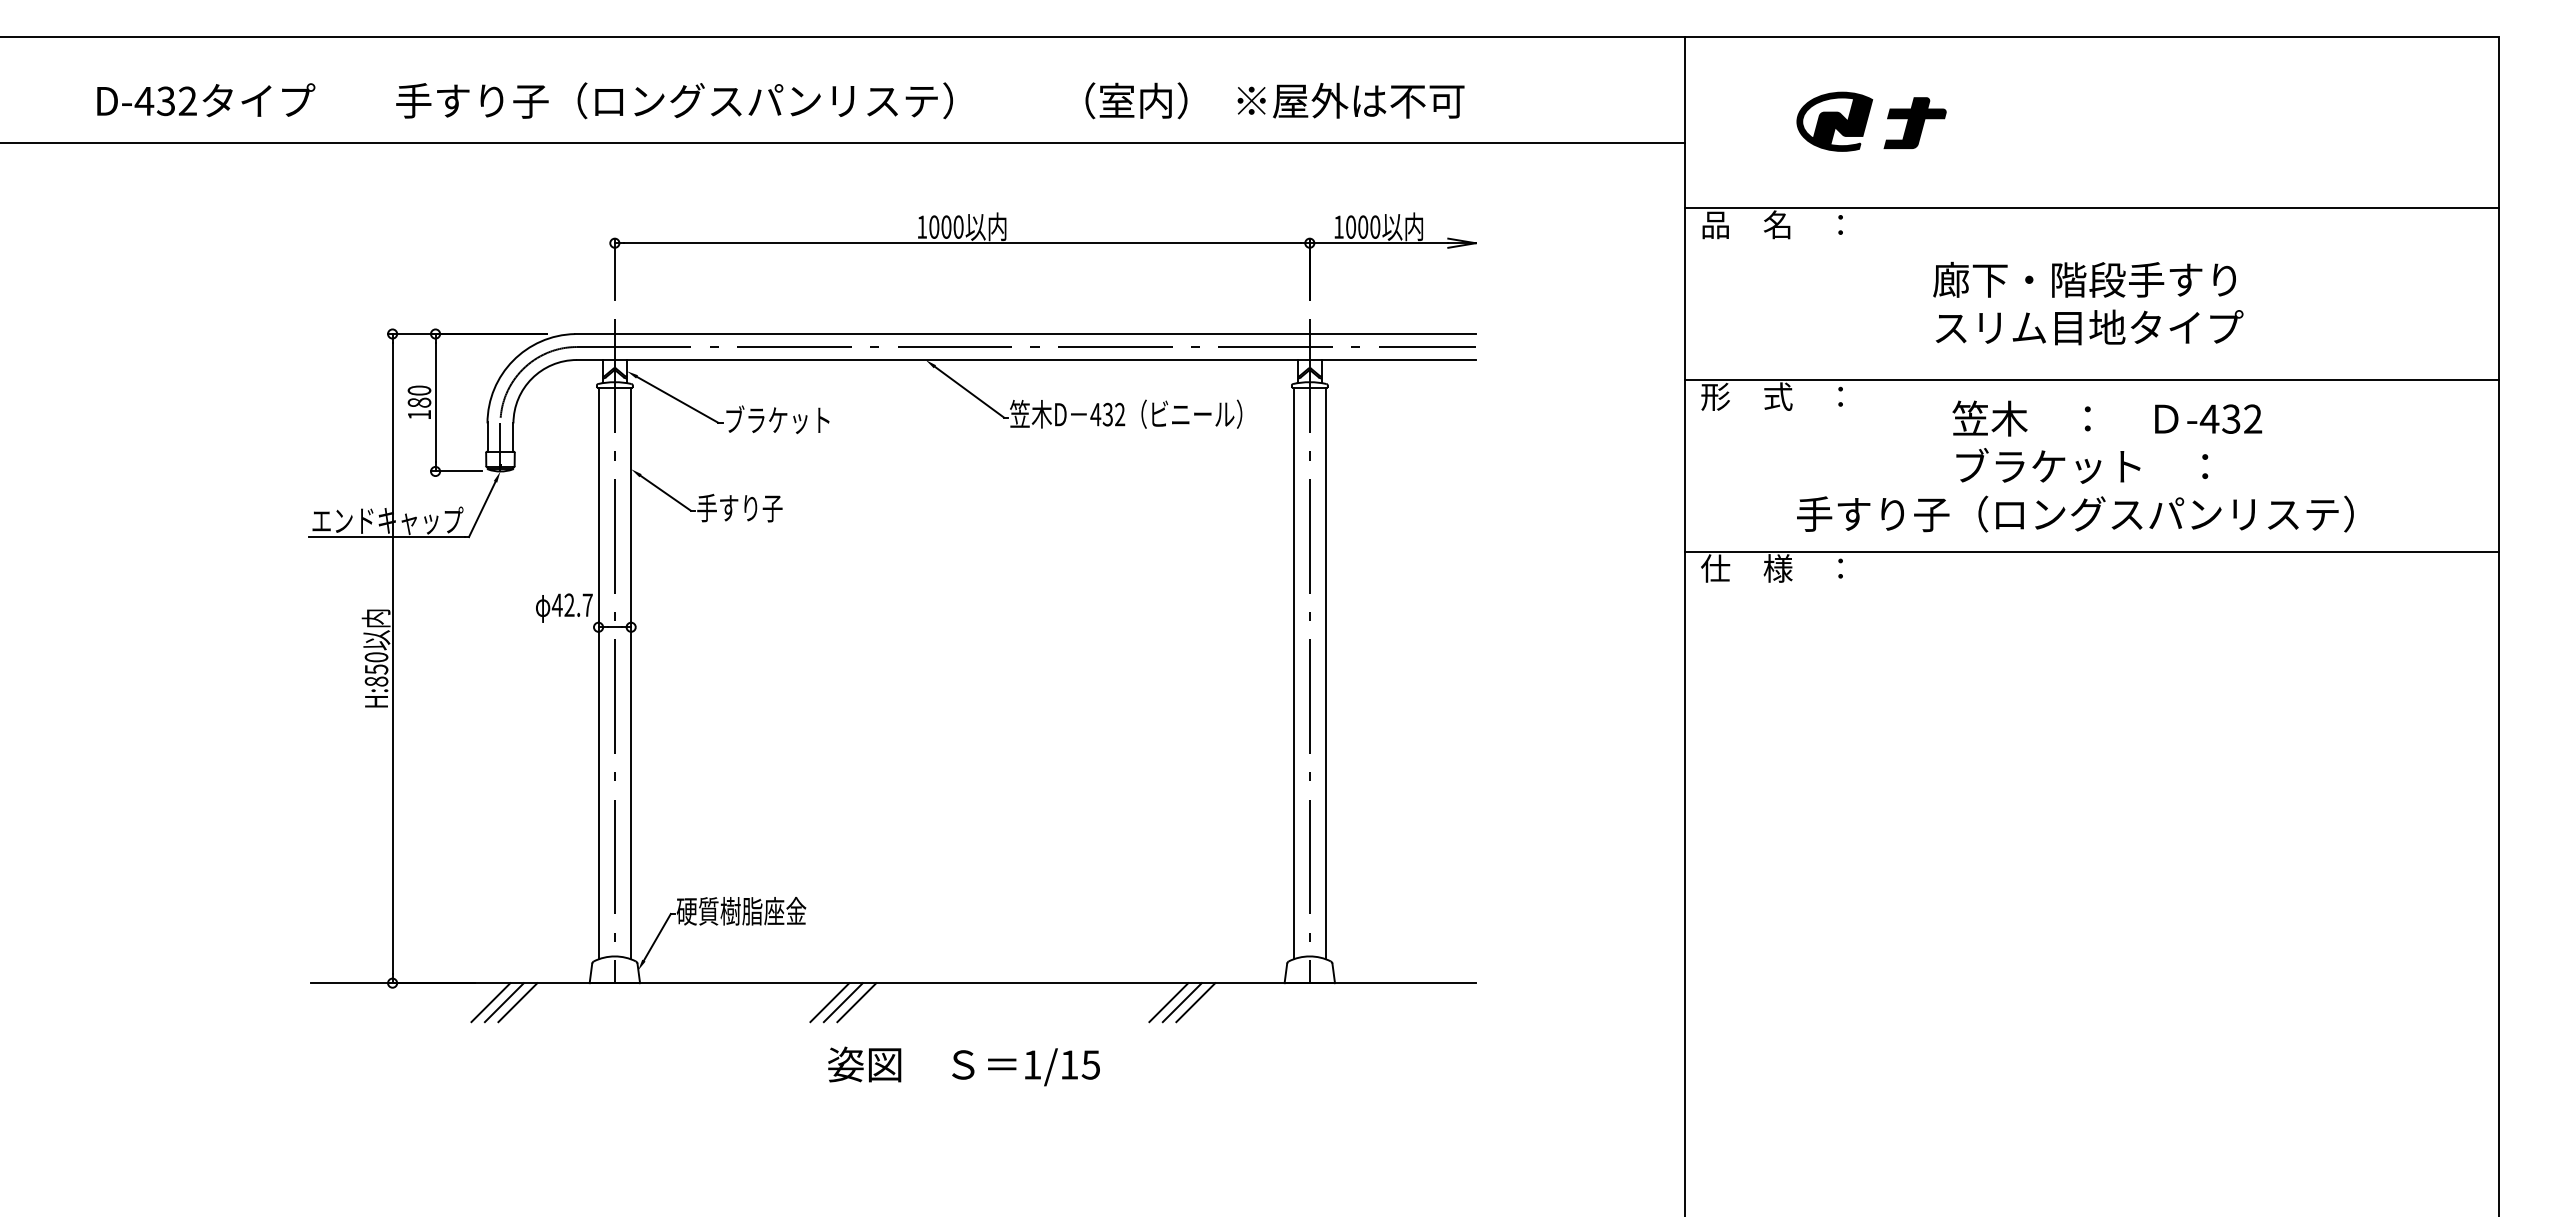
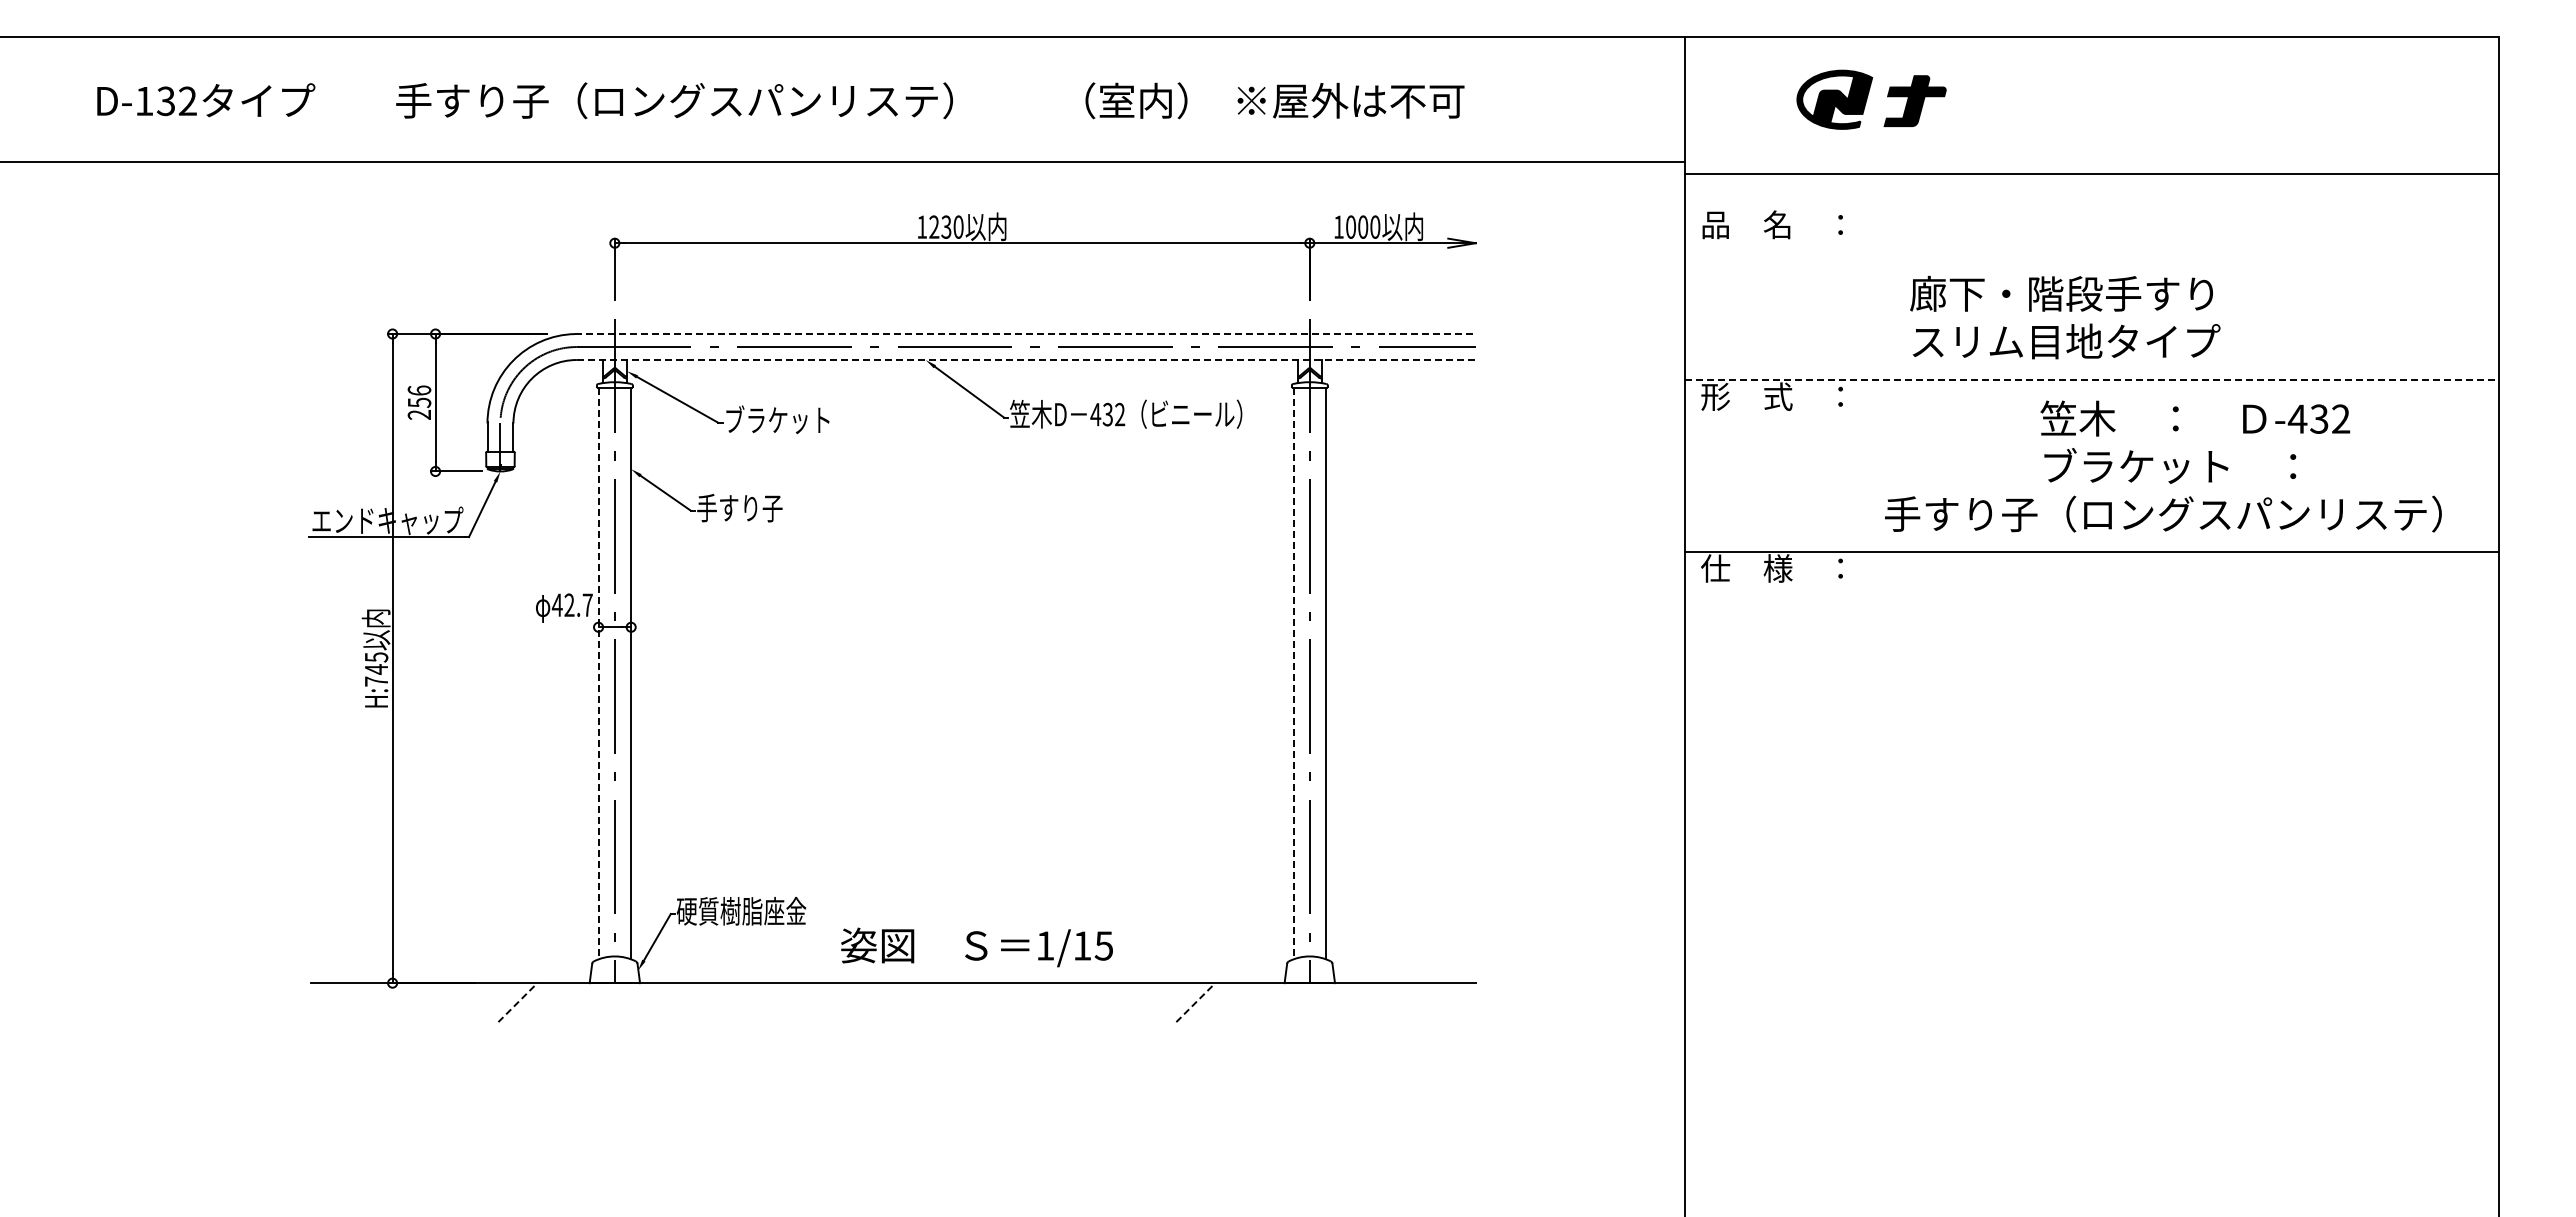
text: D-432 -> D-132 (144, 101)
part position: (1871, 121) -> (1871, 99) (1871, 99)
line position: (843, 142) -> (843, 161) (843, 161)
line position: (2091, 208) -> (2091, 174) (2091, 174)
text: 1000 -> 1230 (940, 226)
text position: (2088, 303) -> (2065, 317) (2065, 317)
line: solid -> dashed (1025, 334)
line: solid -> dashed (1026, 360)
line: solid -> dashed (2092, 380)
text: 180 -> 256 (419, 402)
text position: (2075, 466) -> (2163, 466) (2163, 466)
text: H:850 -> H:745 (376, 669)
line: solid -> dashed (598, 673)
line: solid -> dashed (1293, 673)
line: present -> none (490, 1002)
line: present -> none (503, 1002)
line: solid -> dashed (517, 1002)
line: present -> none (829, 1002)
line: present -> none (842, 1002)
line: present -> none (856, 1002)
line: present -> none (1168, 1002)
line: present -> none (1181, 1002)
line: solid -> dashed (1195, 1002)
text position: (963, 1066) -> (976, 947) (976, 947)
